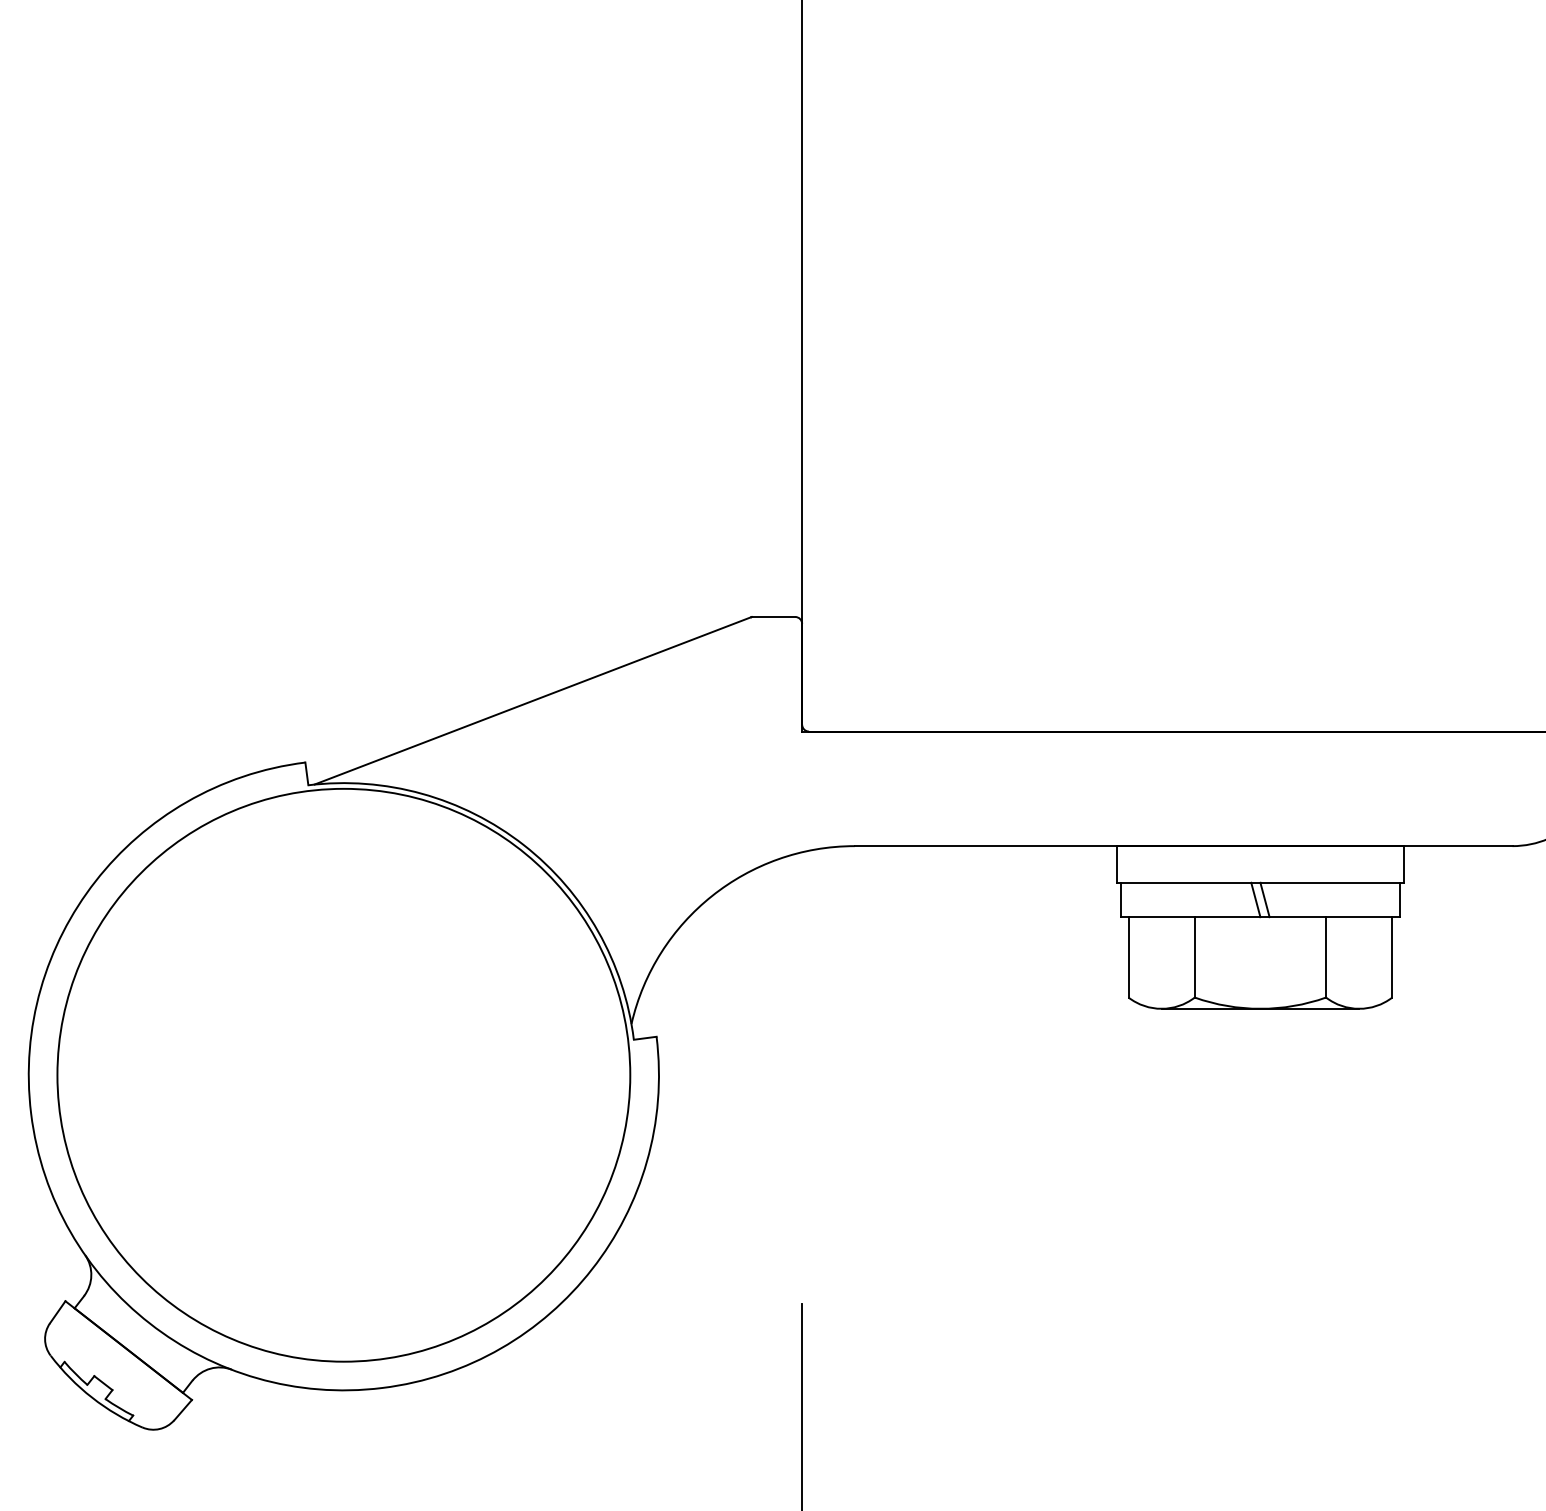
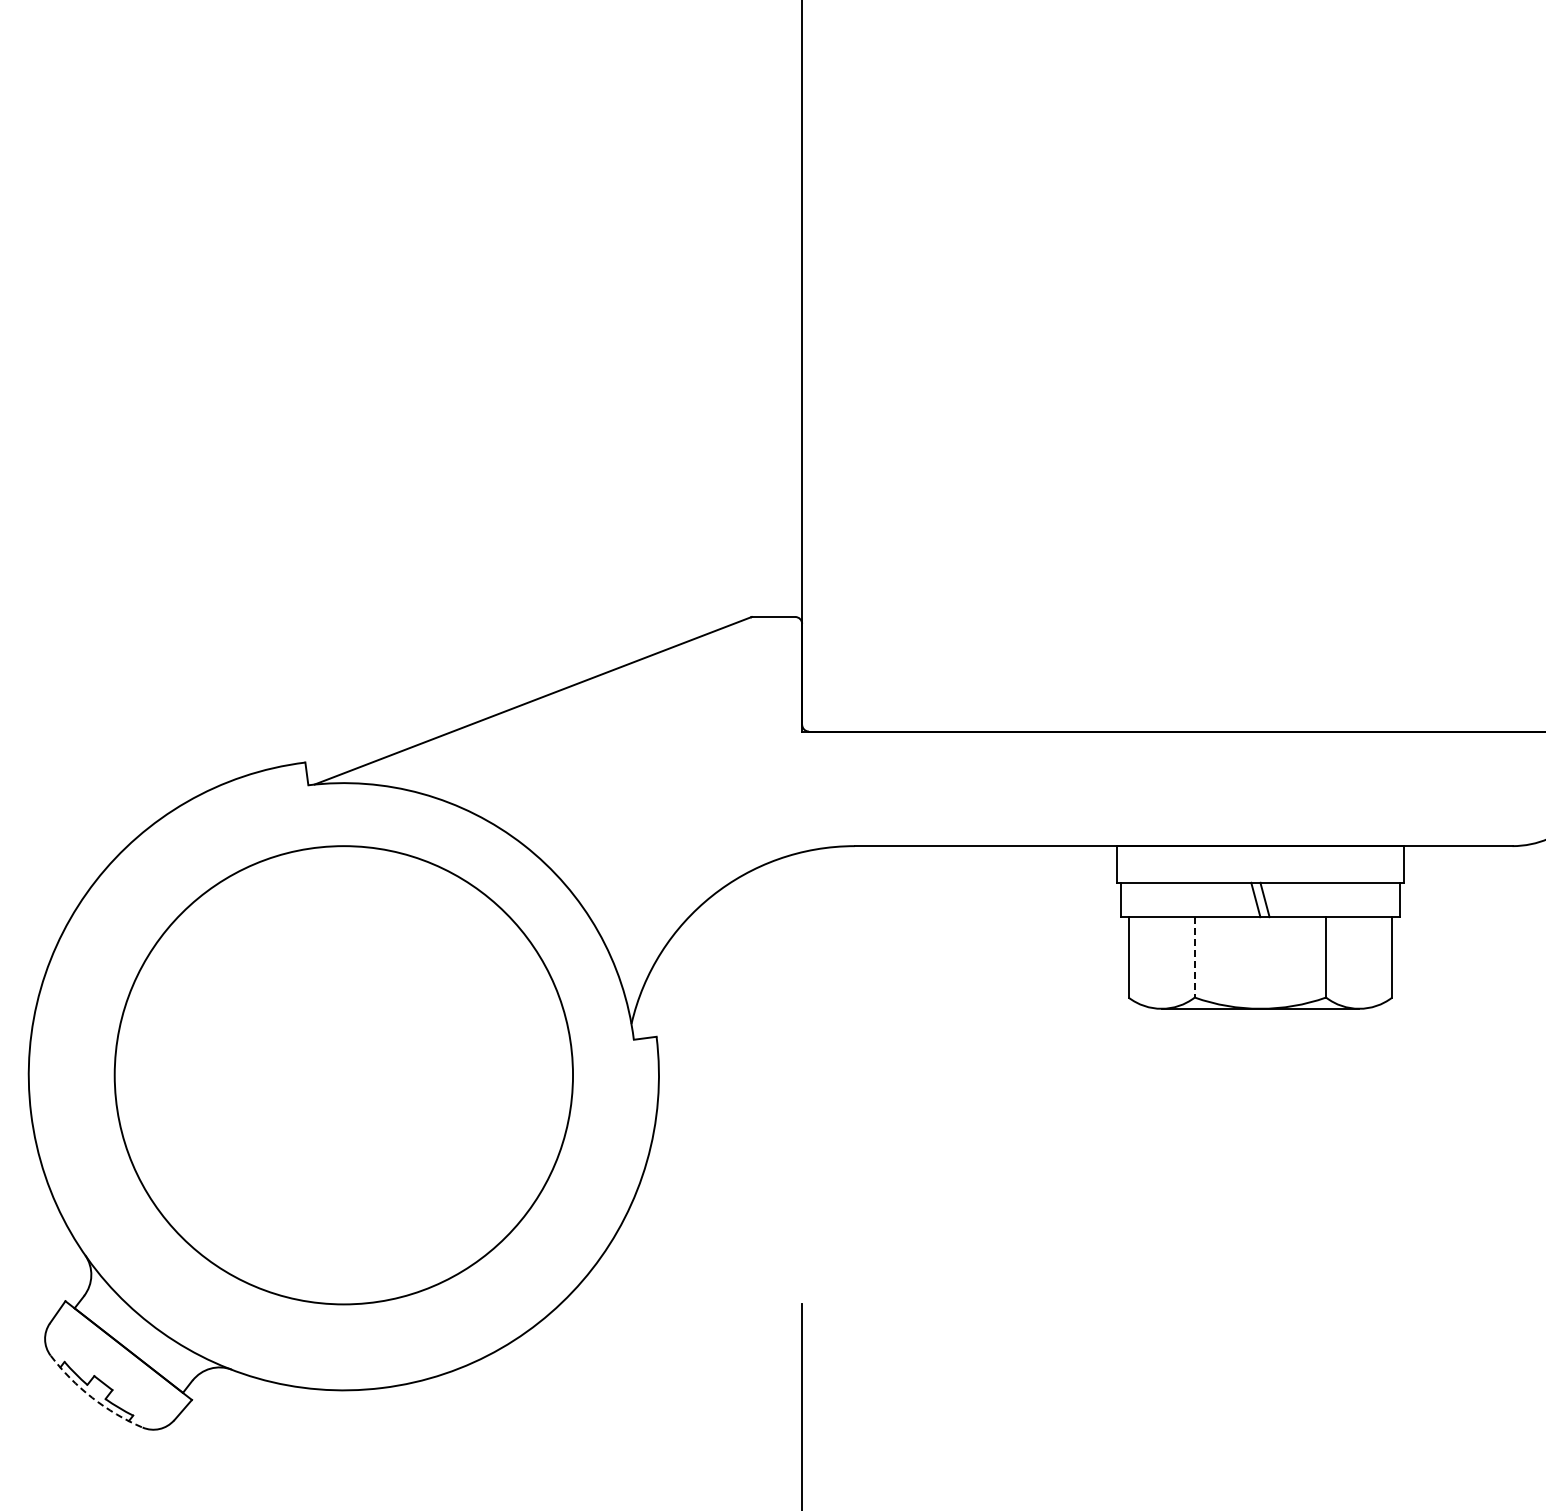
line: solid -> dashed (1194, 957)
circle diameter: 573 px -> 458 px (343, 1075)
arc: solid -> dashed (92, 1397)
